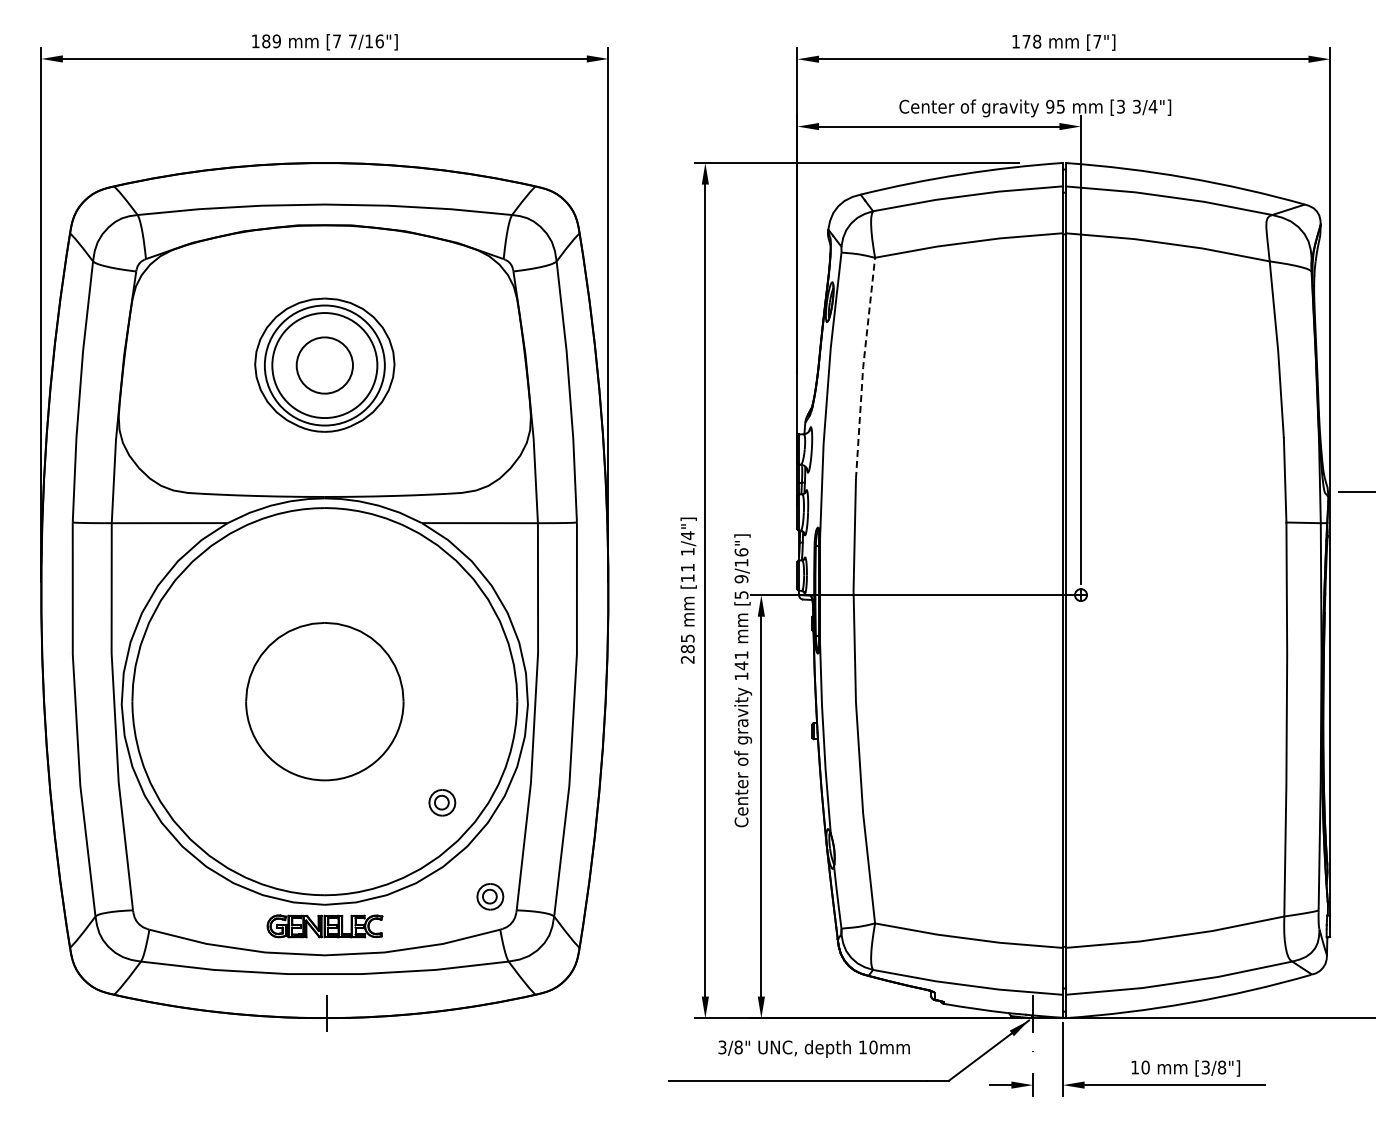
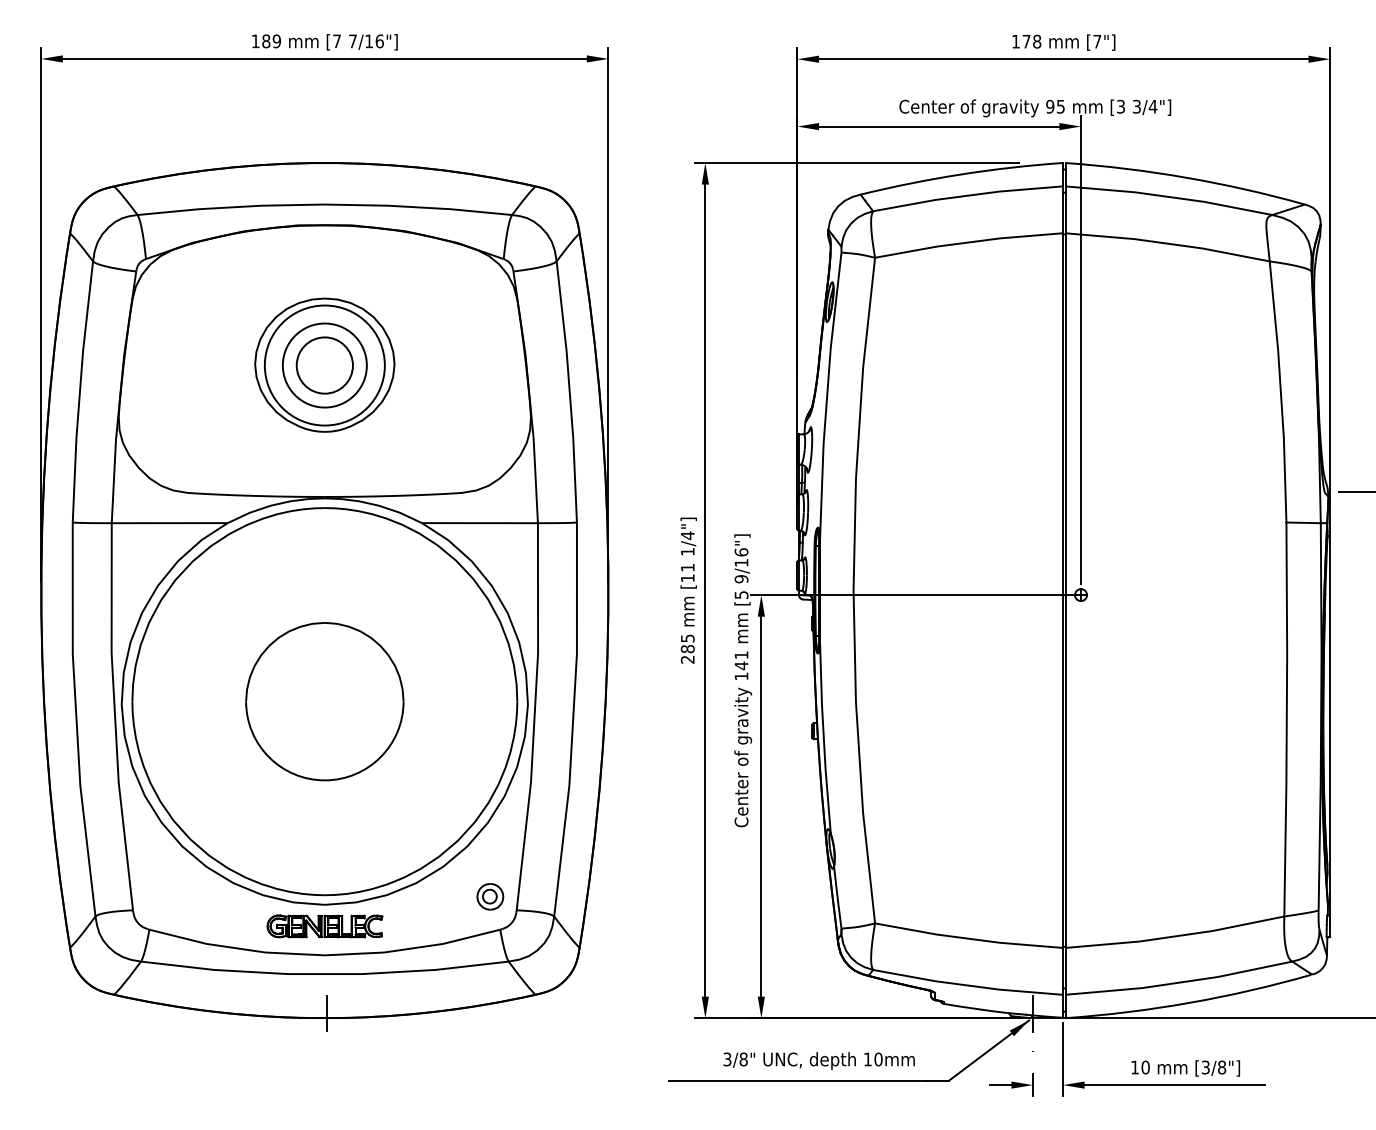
circle diameter: 105 px -> 84 px (324, 365)
line: dashed -> solid (863, 367)
part: present -> none (442, 802)
text position: (813, 1048) -> (818, 1060) (818, 1060)
